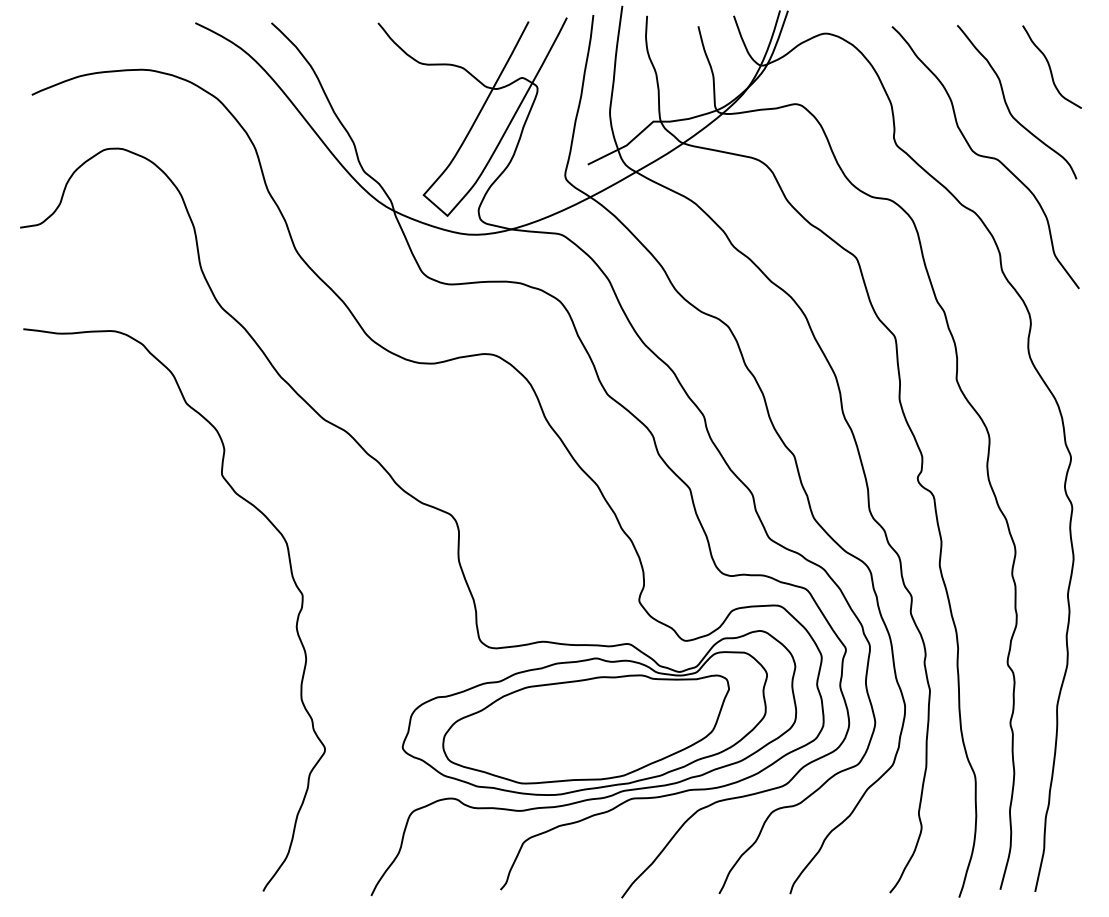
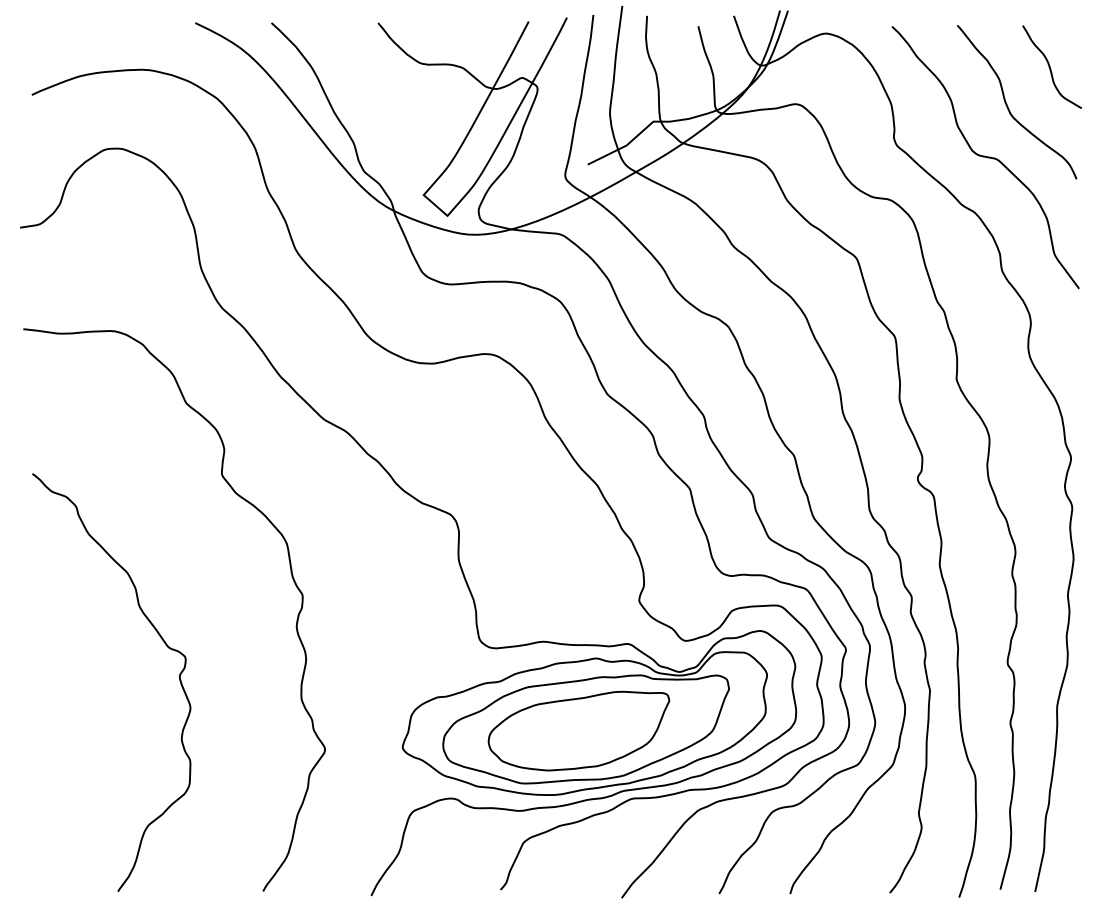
curve: none -> present (165, 645)
part: none -> present (578, 730)
